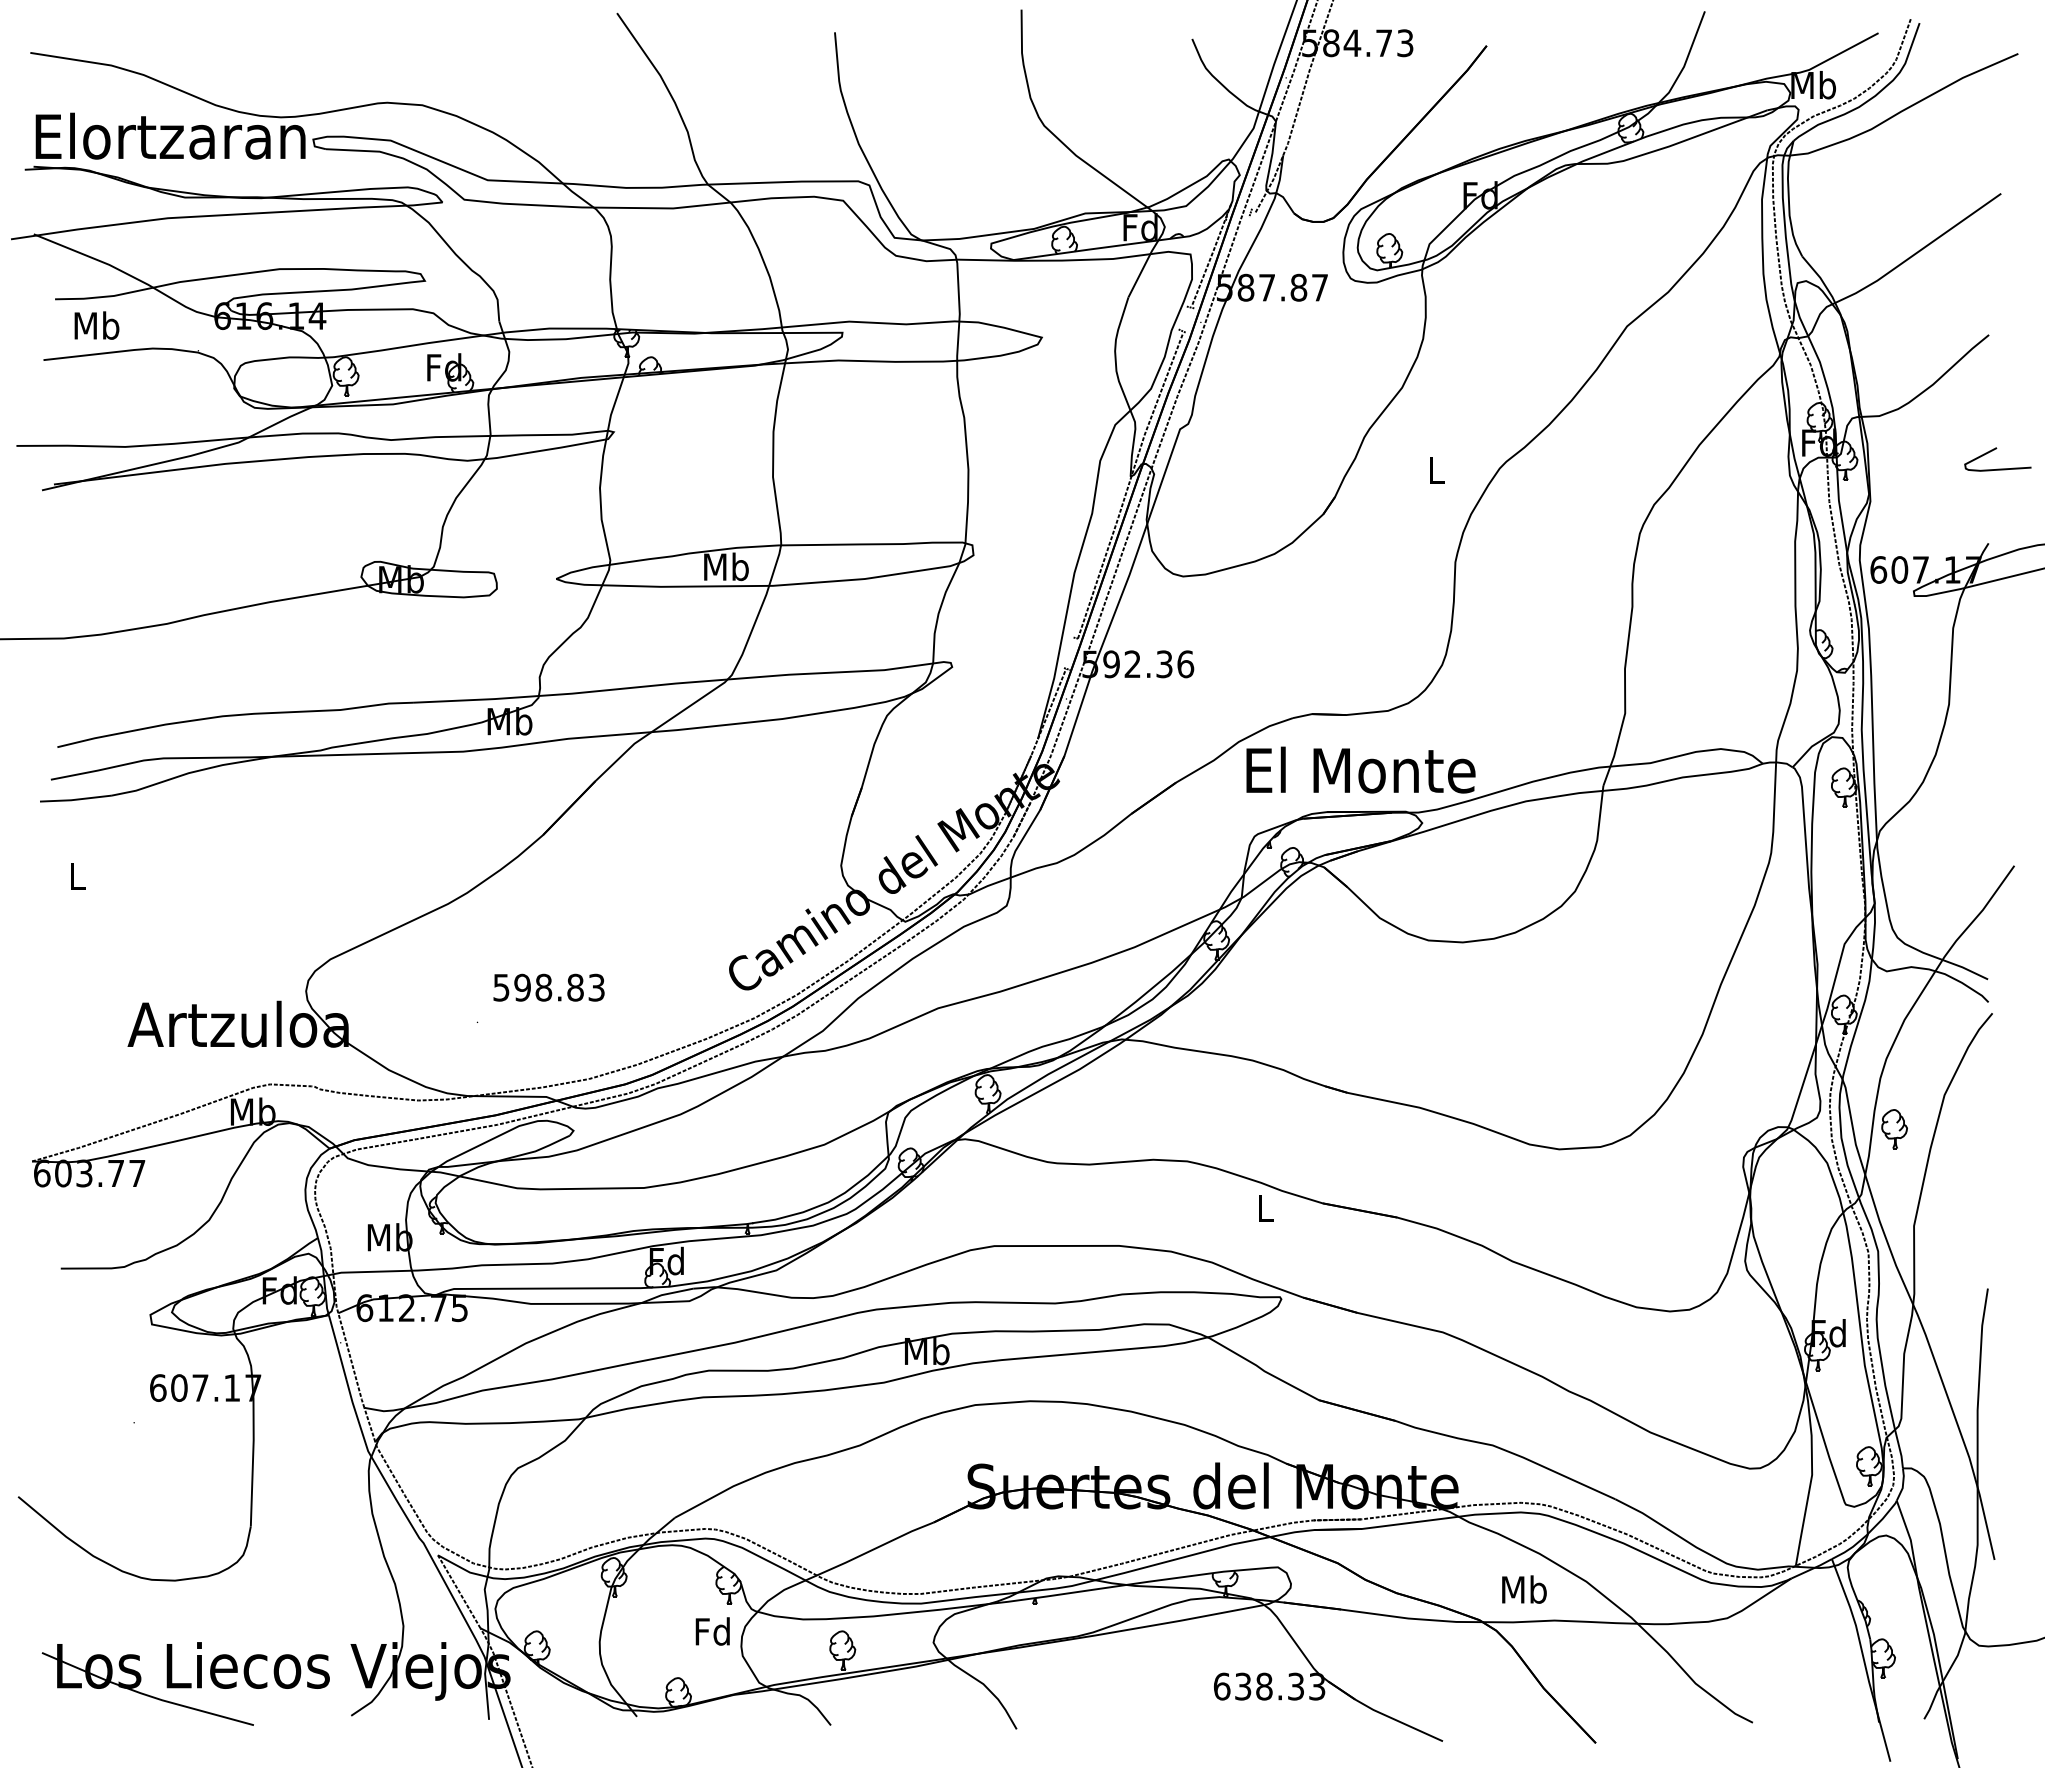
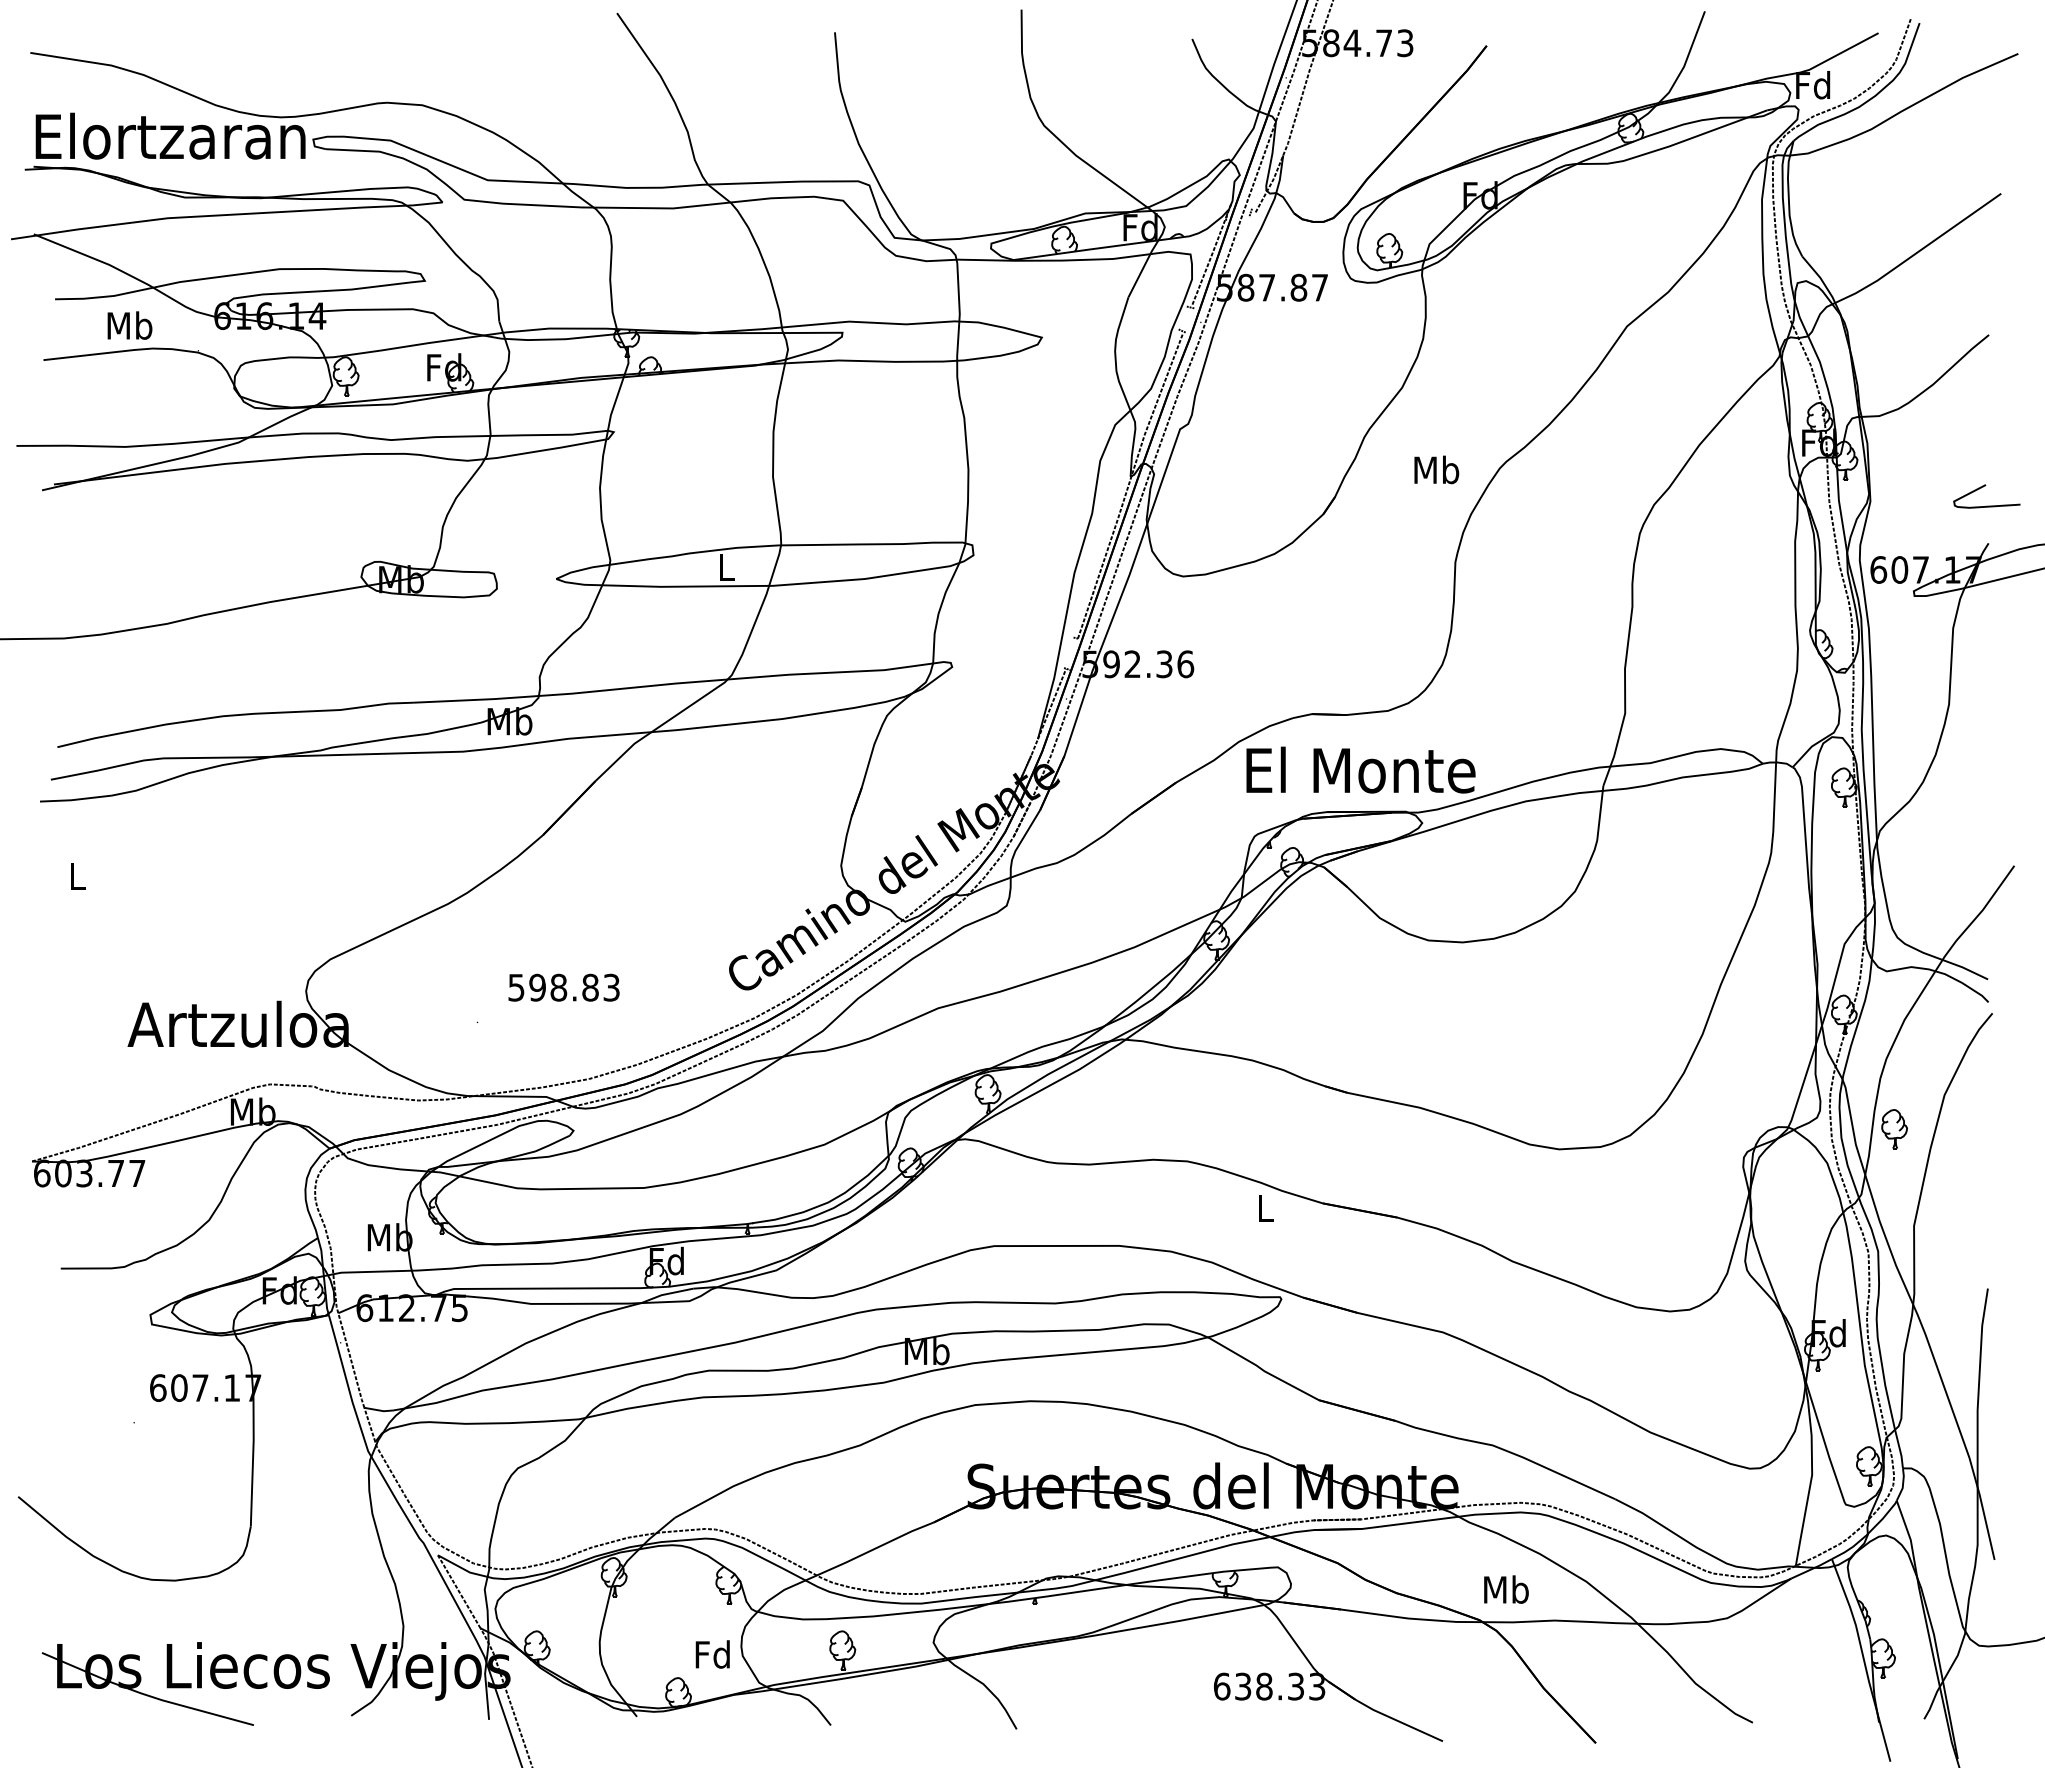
text: Mb -> Fd (1813, 85)
text position: (96, 325) -> (129, 325) (129, 325)
curve position: (1997, 468) -> (1986, 505) (1986, 505)
text: L -> Mb (1436, 469)
text: Mb -> L (726, 566)
text position: (548, 987) -> (563, 987) (563, 987)
text position: (1524, 1589) -> (1506, 1589) (1506, 1589)
text position: (712, 1631) -> (712, 1654) (712, 1654)
